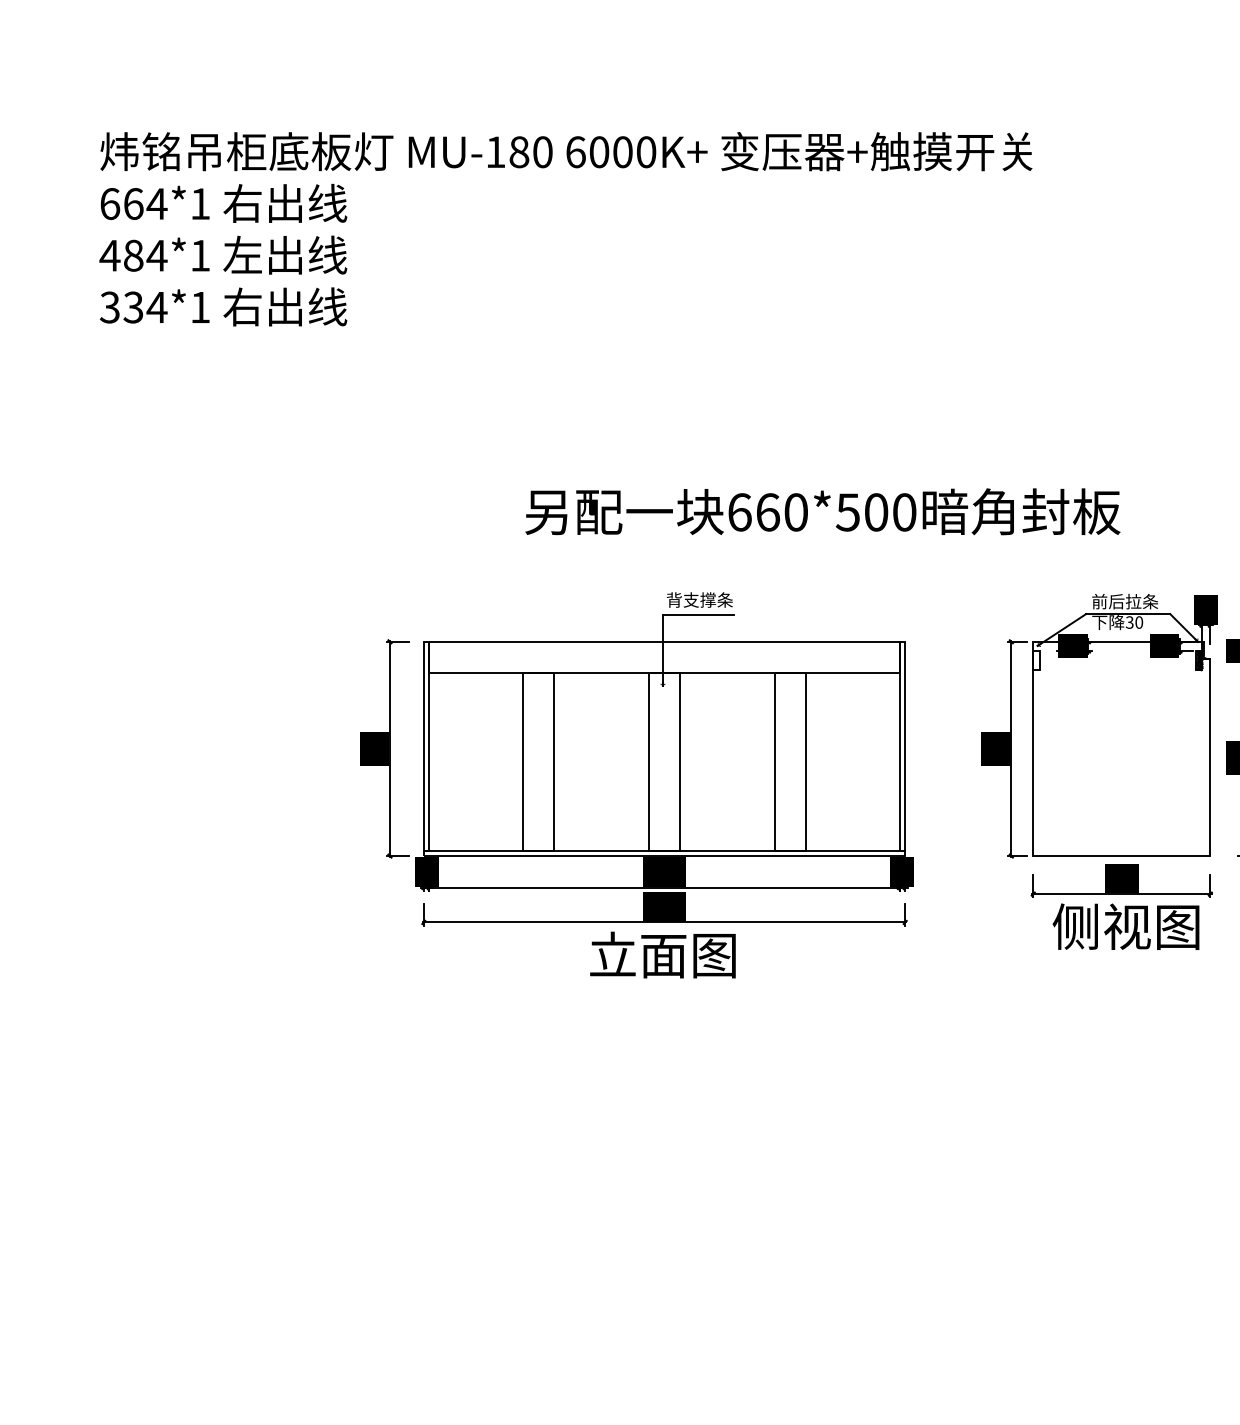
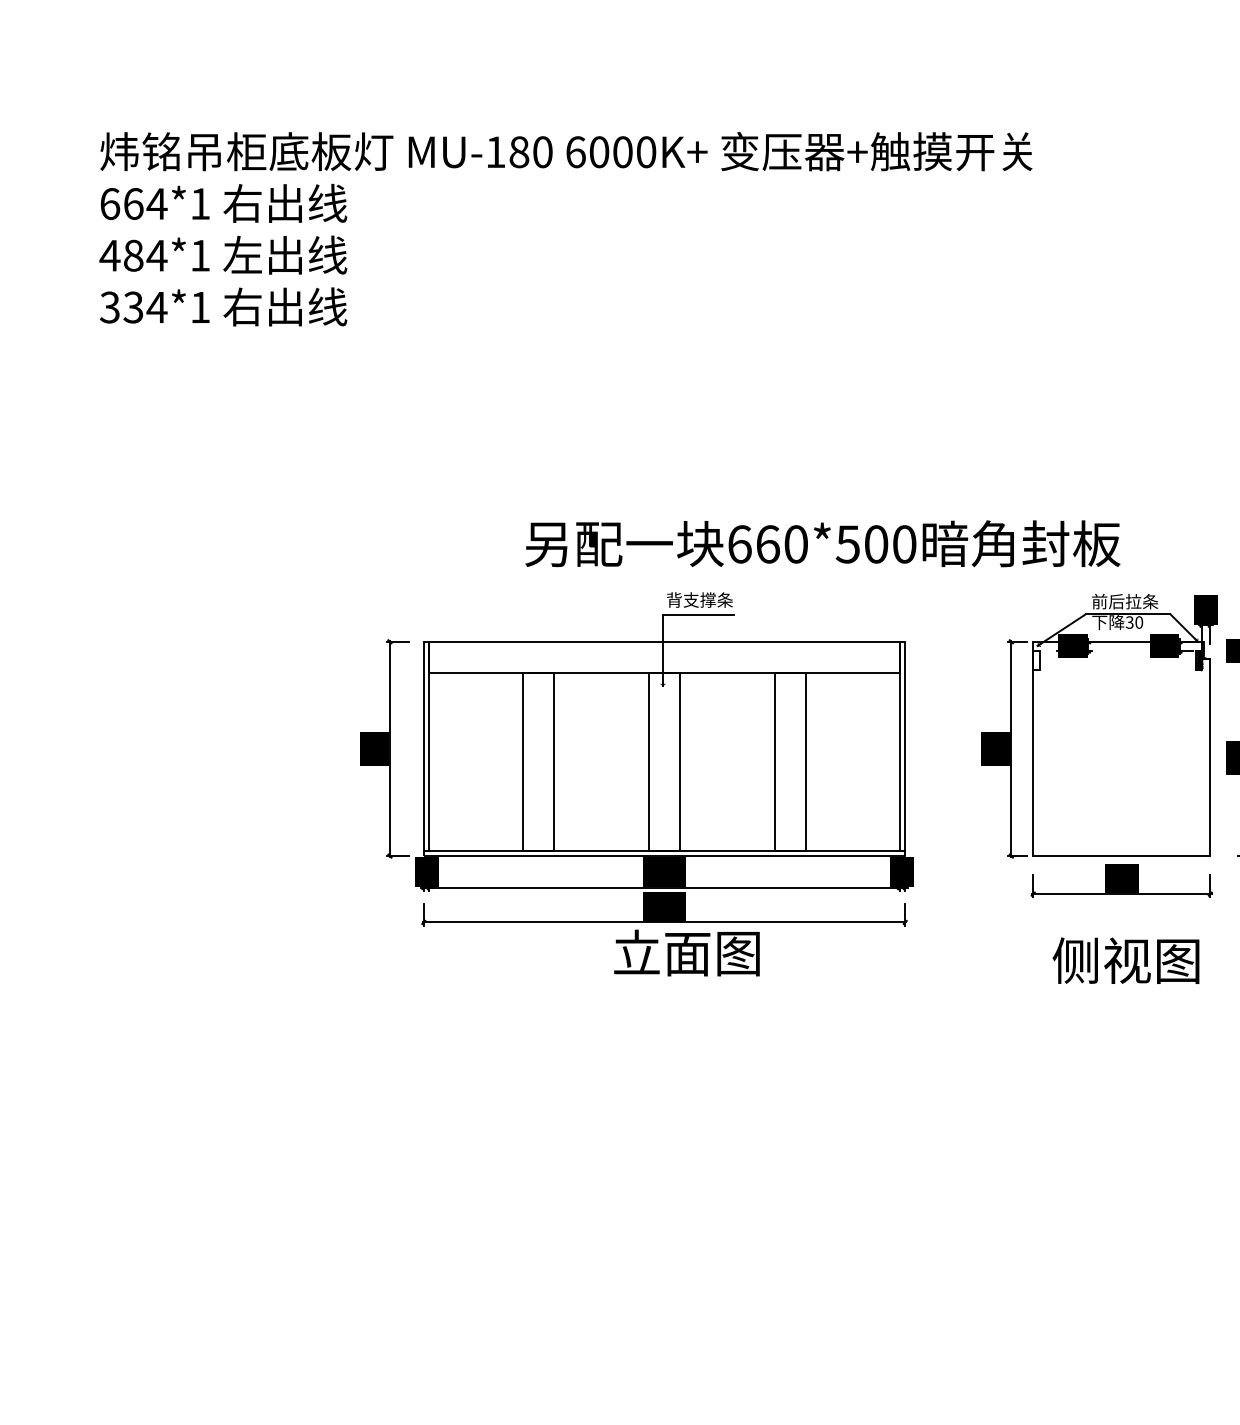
text position: (822, 511) -> (822, 543) (822, 543)
text position: (1125, 926) -> (1125, 960) (1125, 960)
text position: (662, 954) -> (686, 952) (686, 952)
